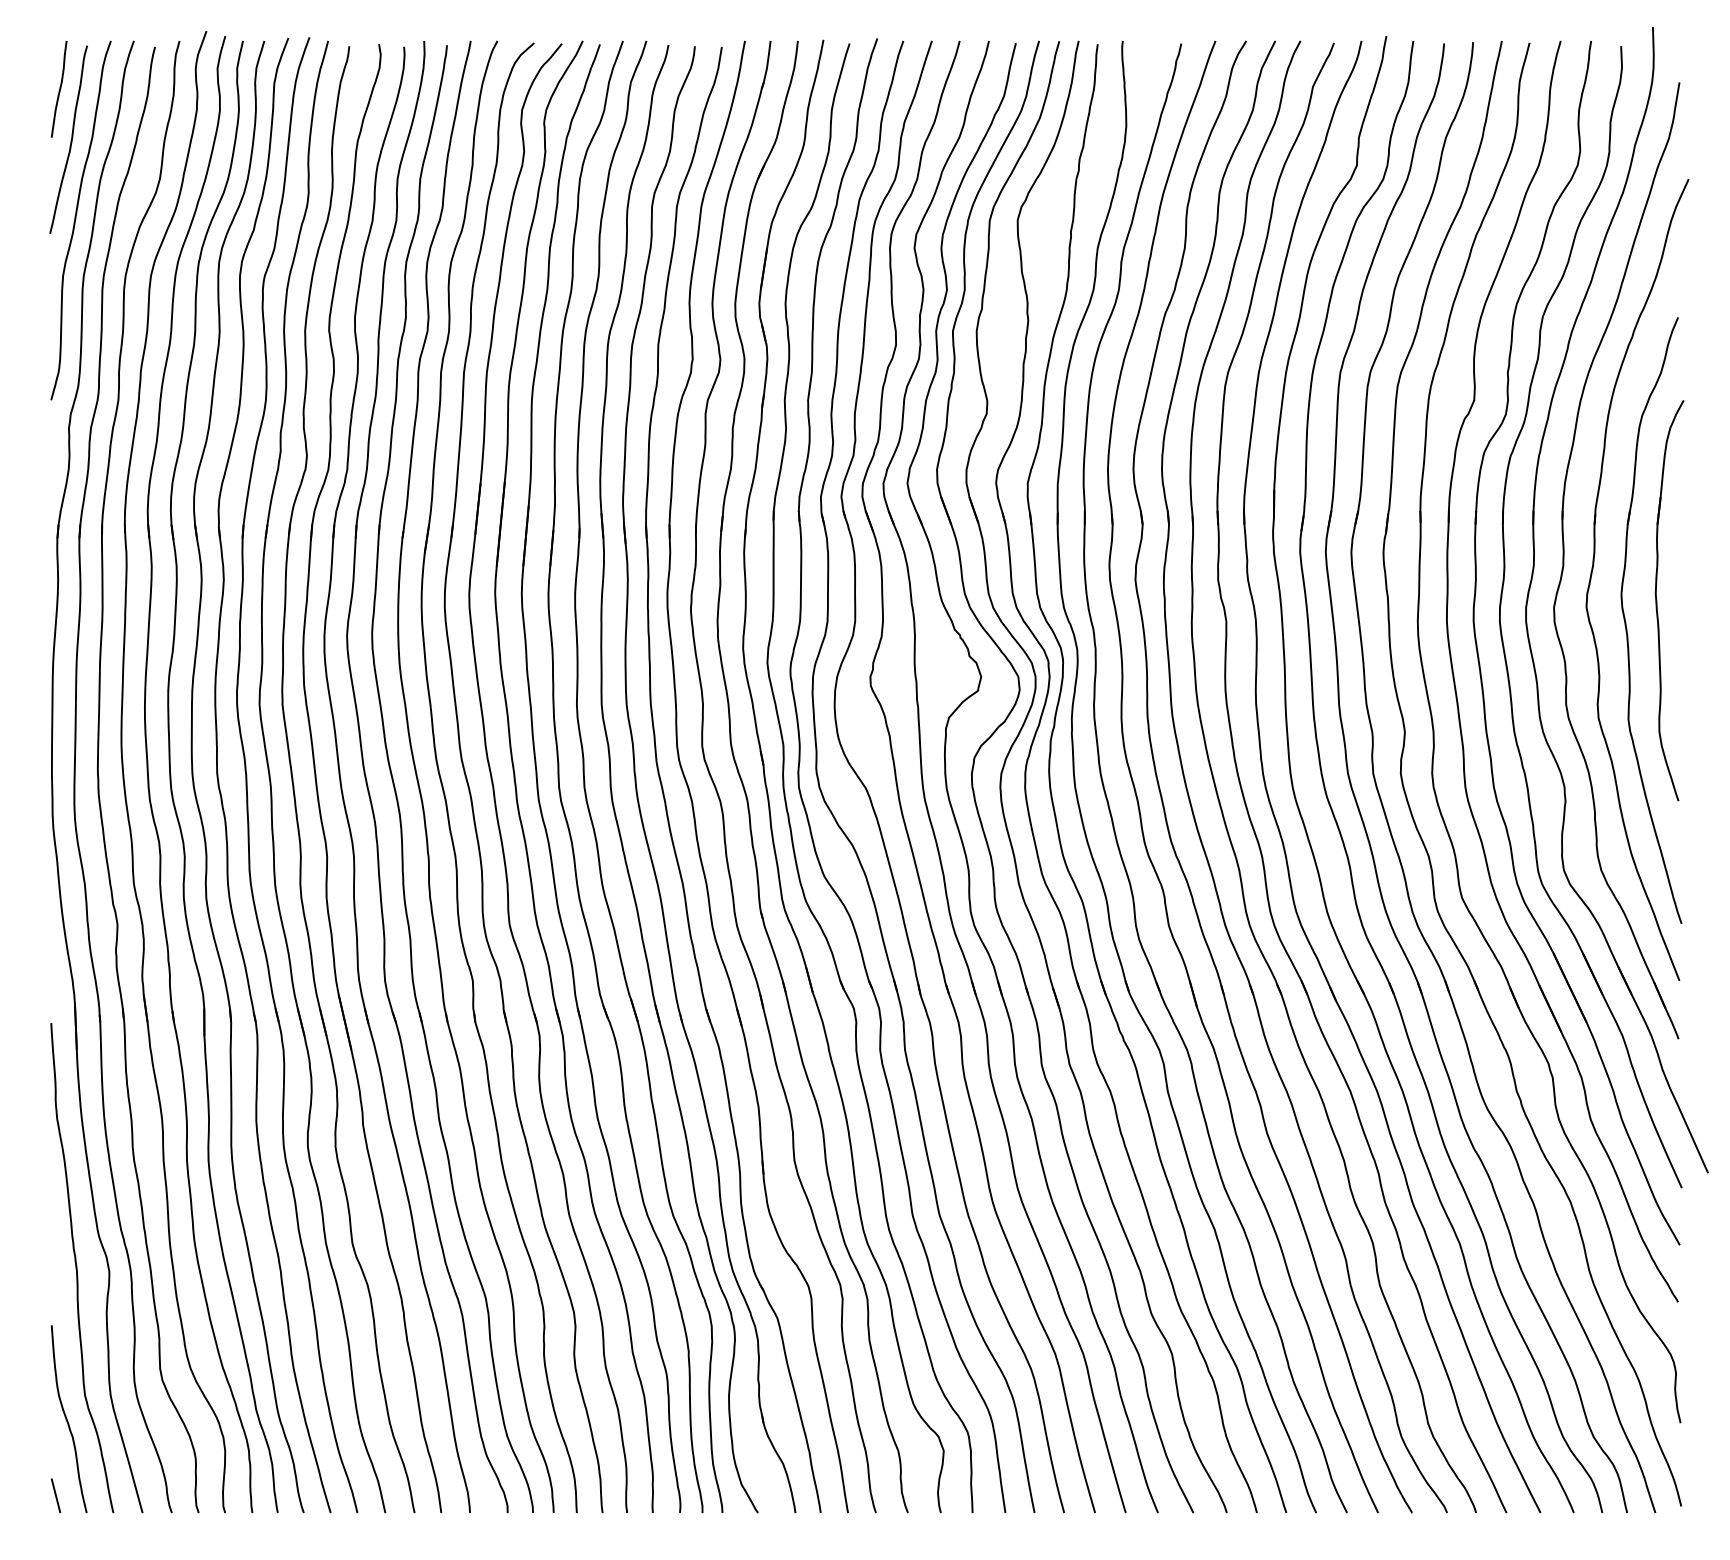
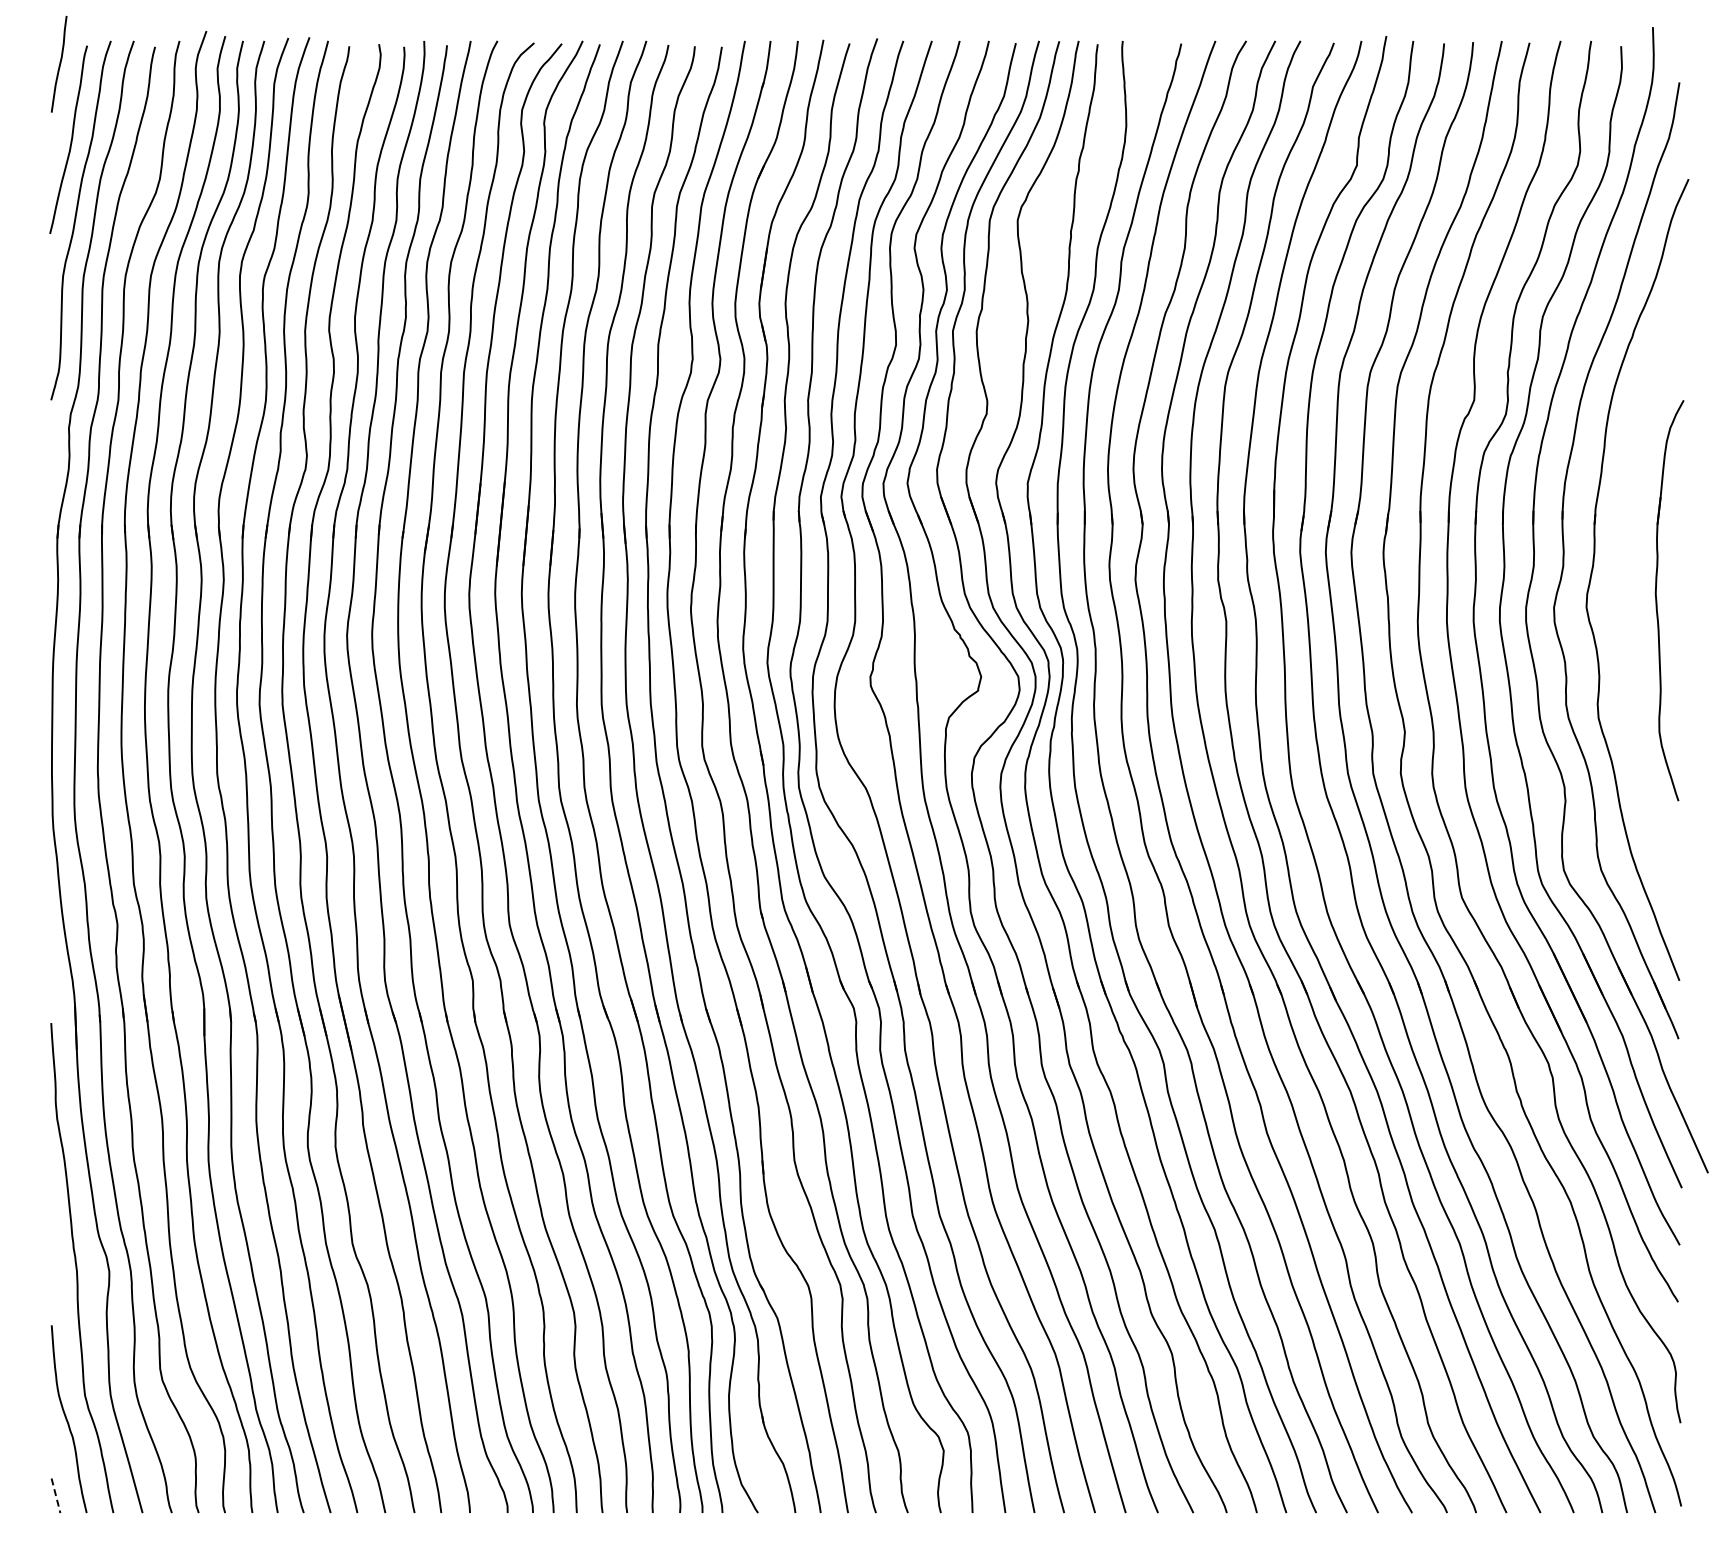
curve position: (59, 89) -> (59, 64) (59, 64)
part: present -> none (1626, 622)
line: solid -> dashed (56, 1496)
